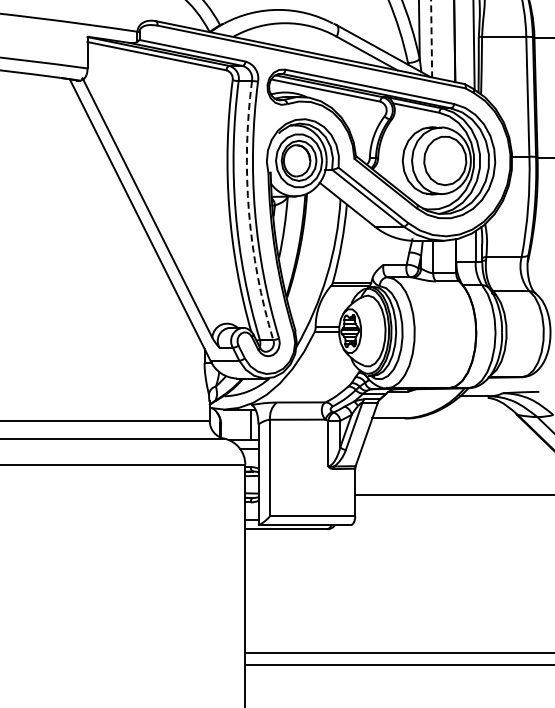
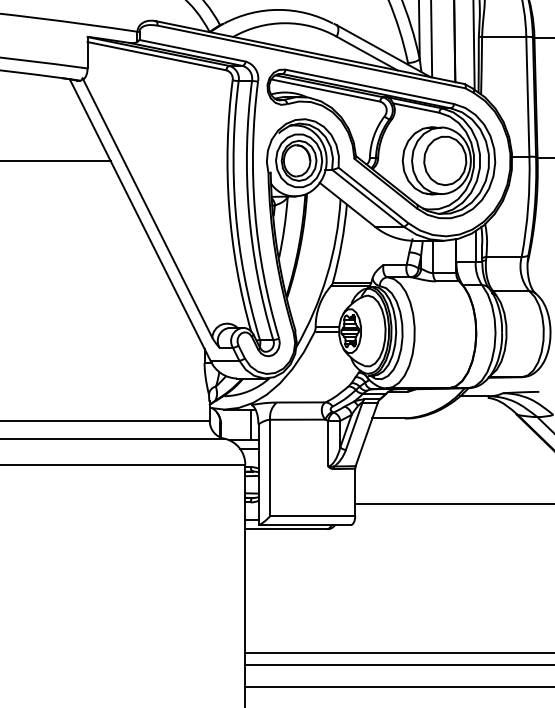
line: dashed -> solid (431, 39)
line: none -> present (56, 160)
arc: dashed -> solid (248, 211)
line position: (453, 495) -> (453, 504) (453, 504)
line: none -> present (398, 686)
